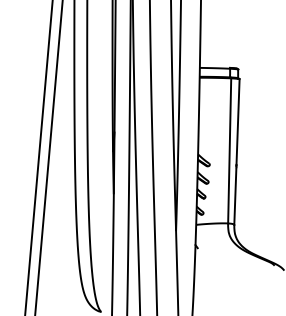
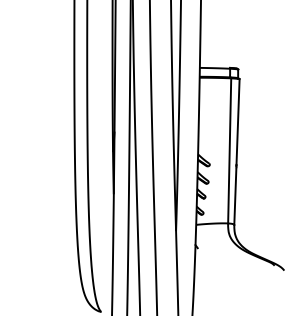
line: present -> none (38, 157)
line: present -> none (48, 157)
